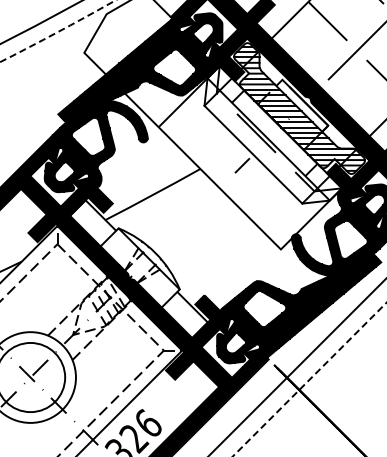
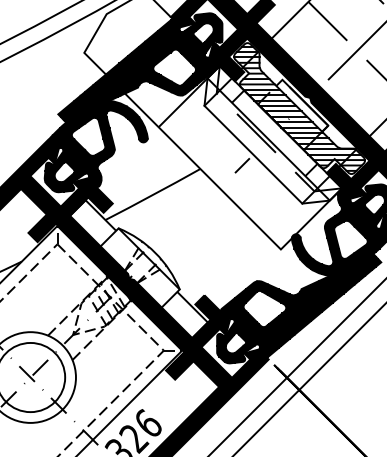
arc: dashed -> solid (58, 31)
line: dashed -> solid (309, 379)
